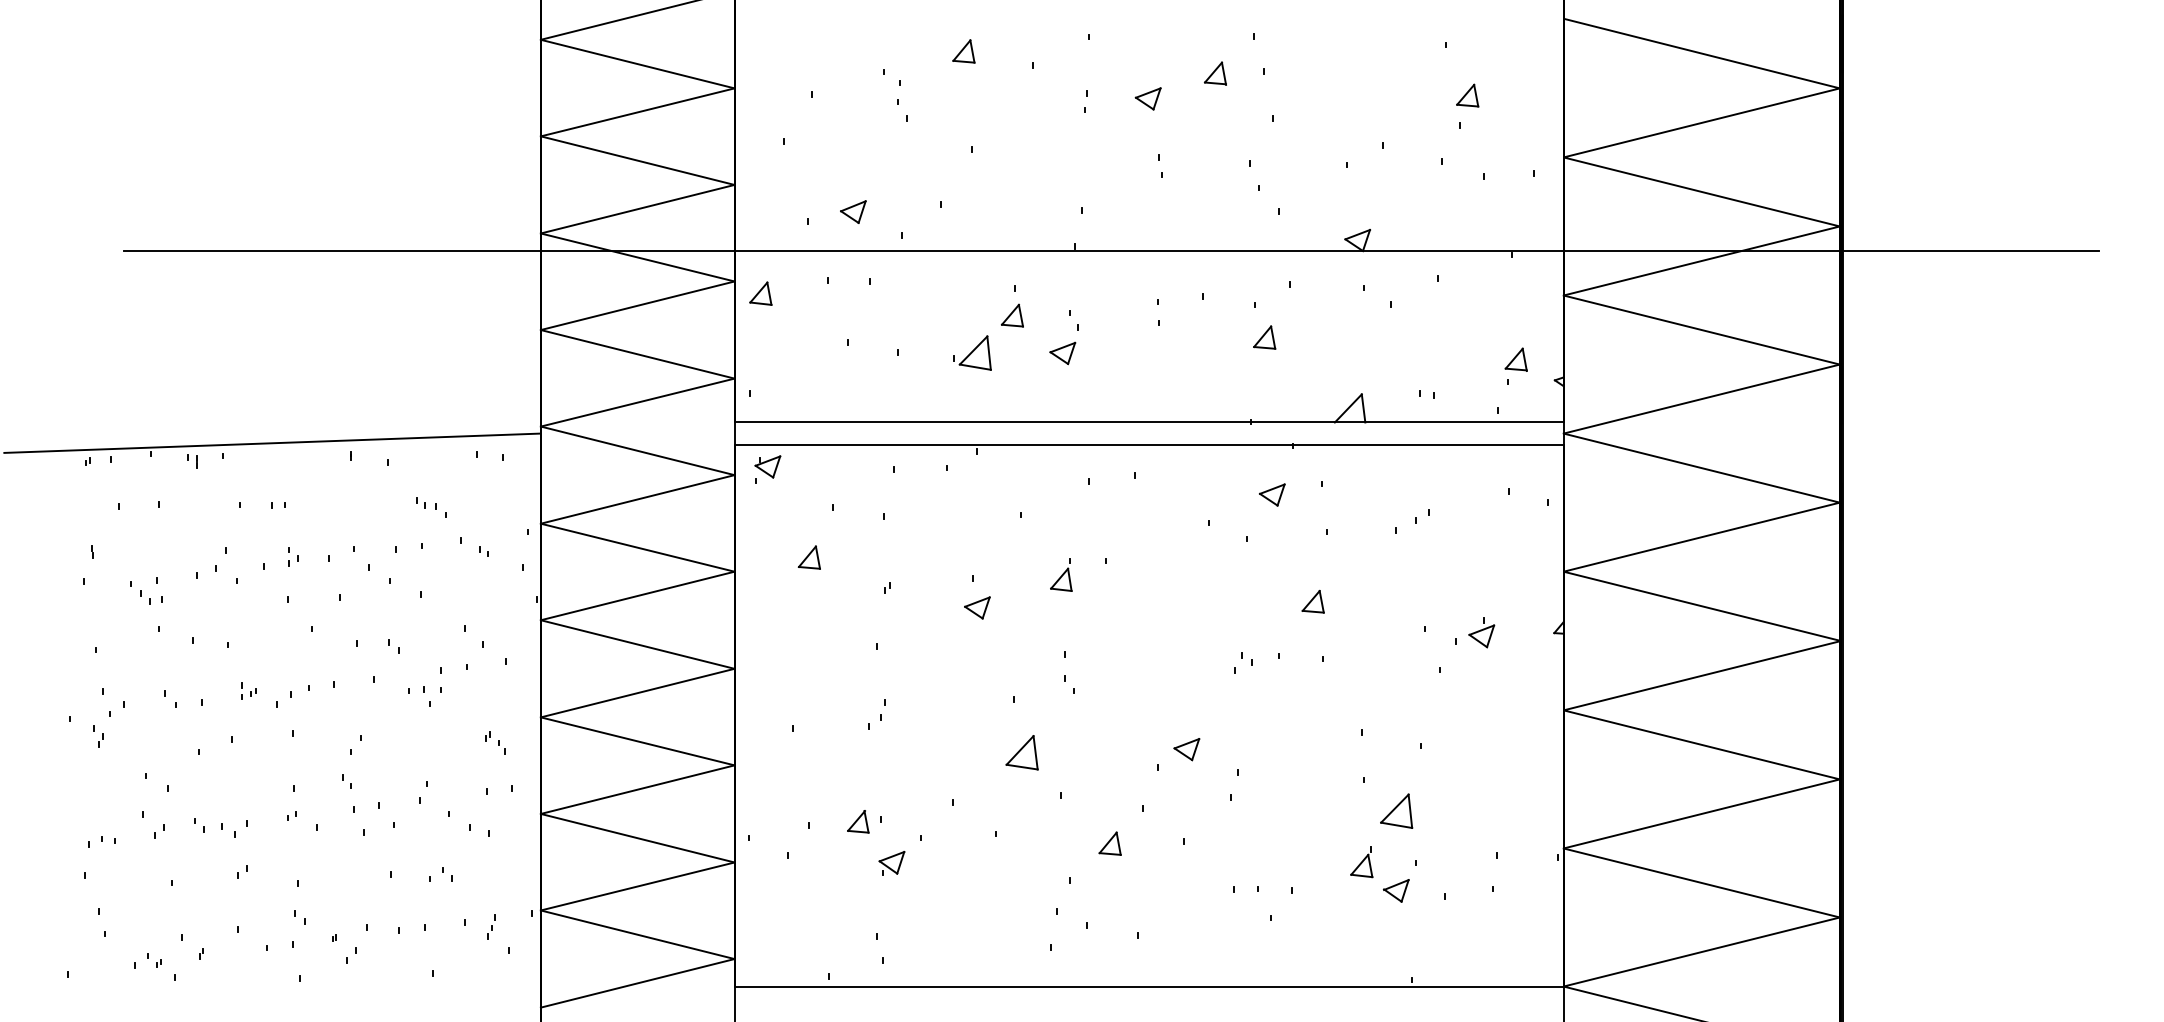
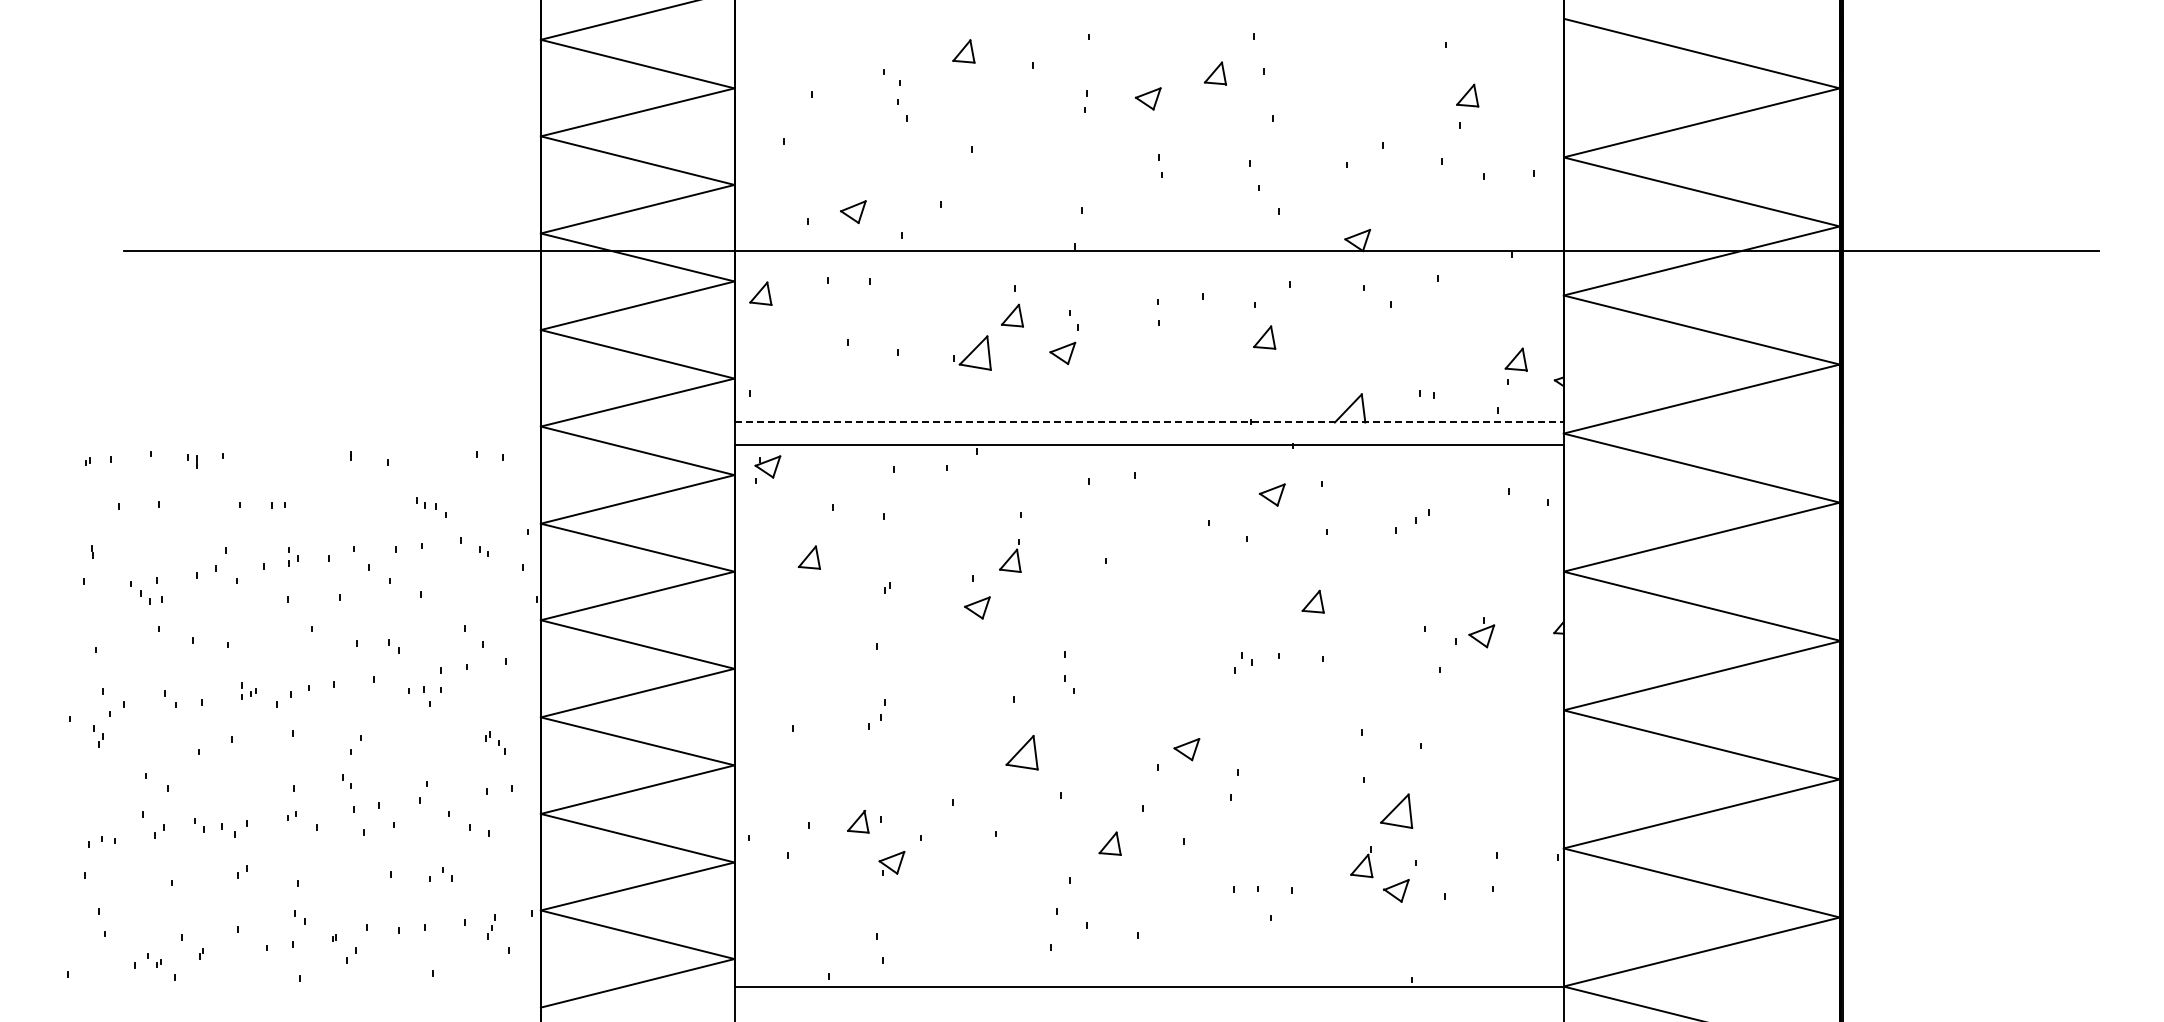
line: solid -> dashed (1149, 422)
line: present -> none (272, 442)
part position: (1061, 574) -> (1010, 555) (1010, 555)
